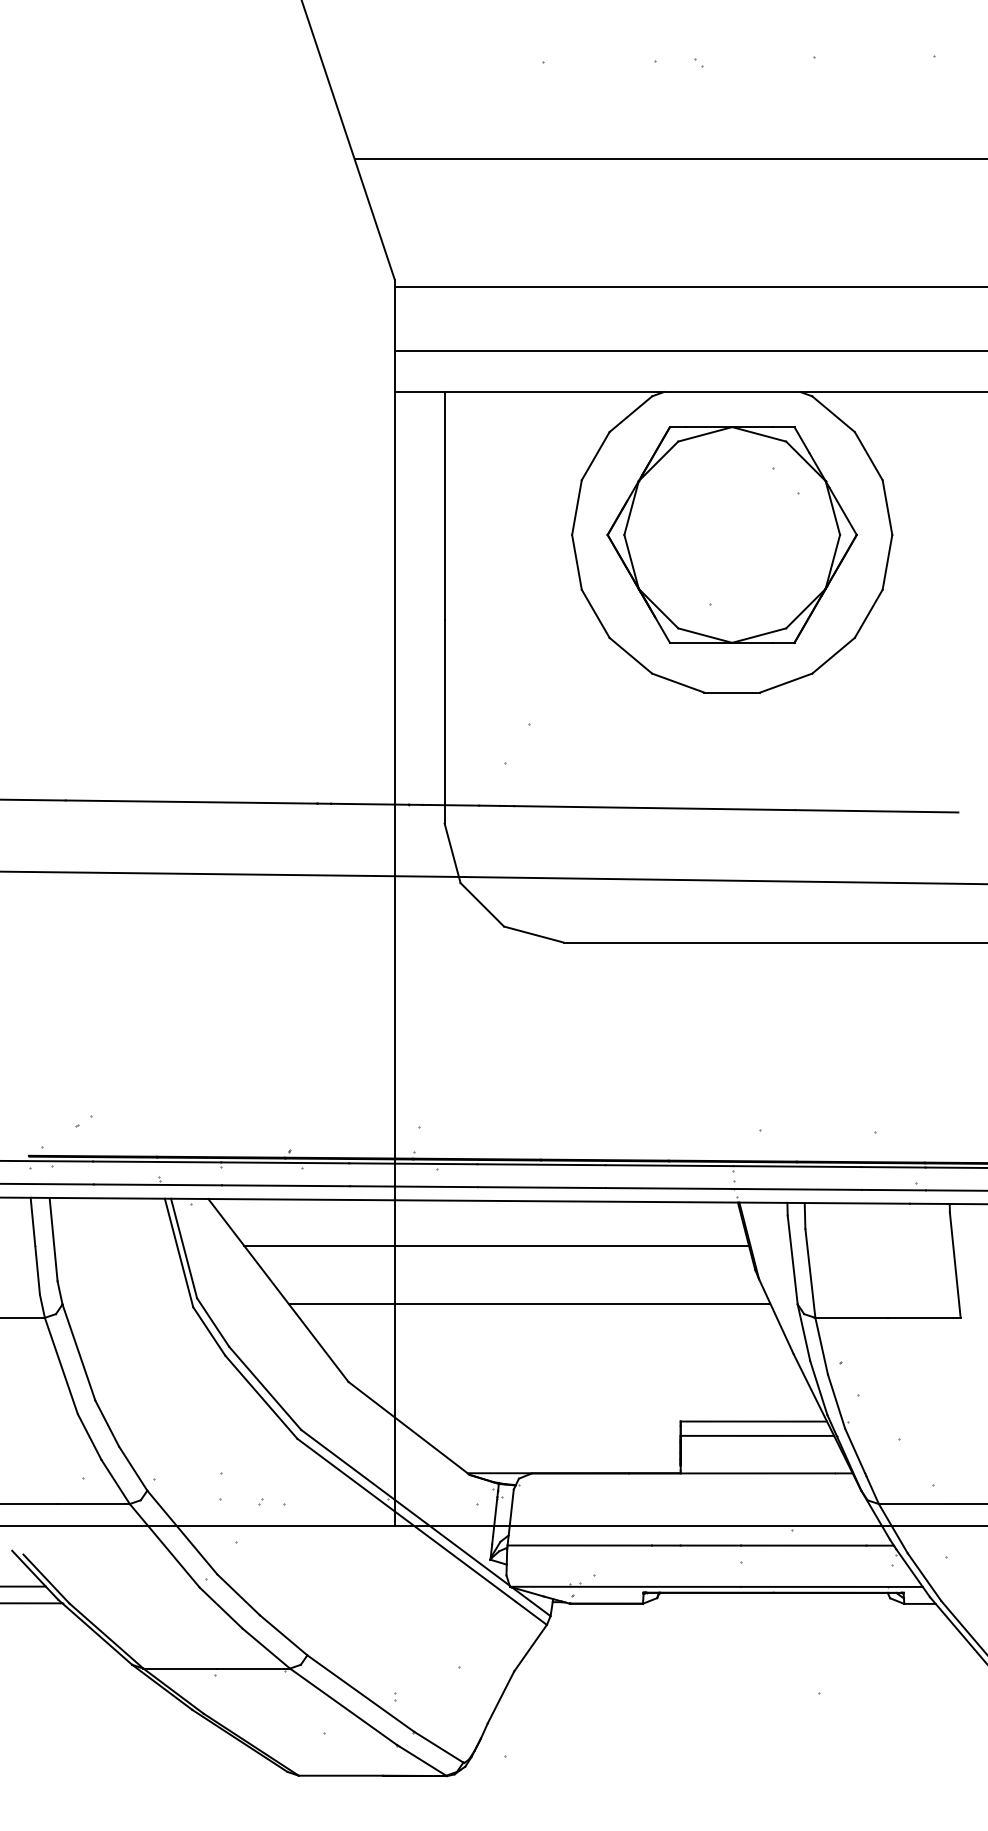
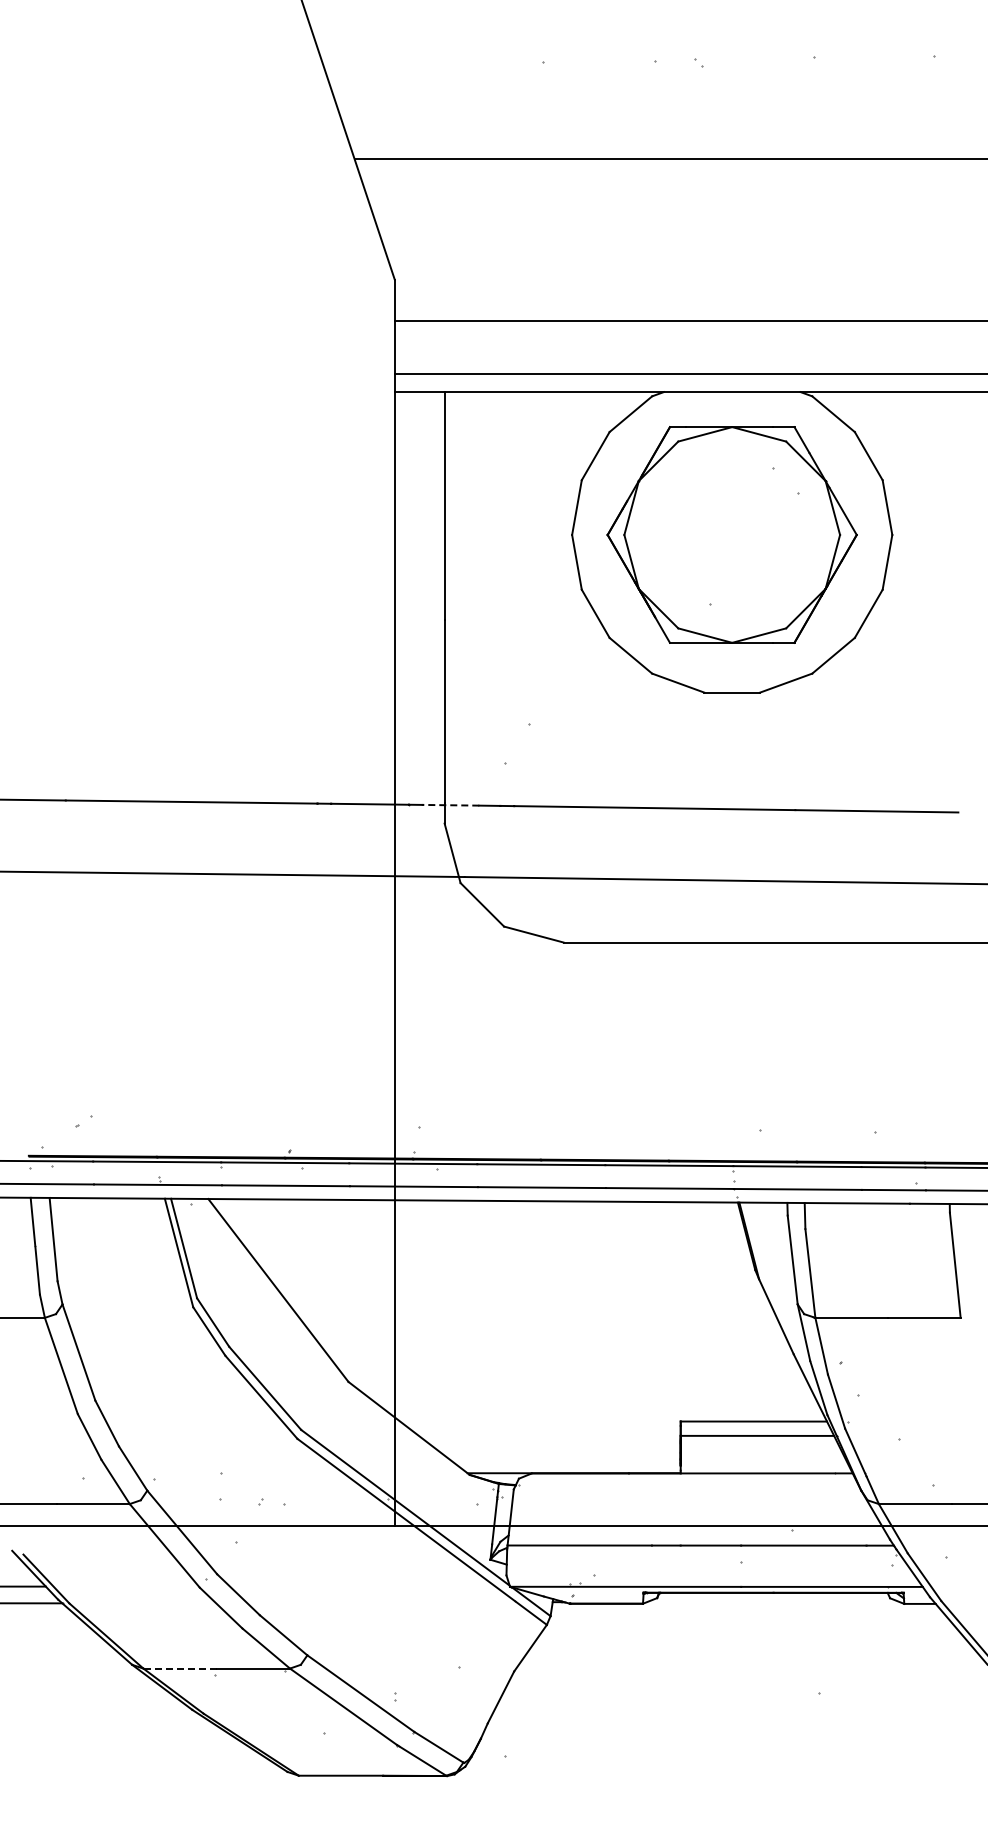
line position: (689, 286) -> (689, 320) (689, 320)
line position: (689, 350) -> (689, 373) (689, 373)
line: solid -> dashed (450, 805)
line: present -> none (496, 1245)
line: present -> none (529, 1303)
line: solid -> dashed (180, 1668)
